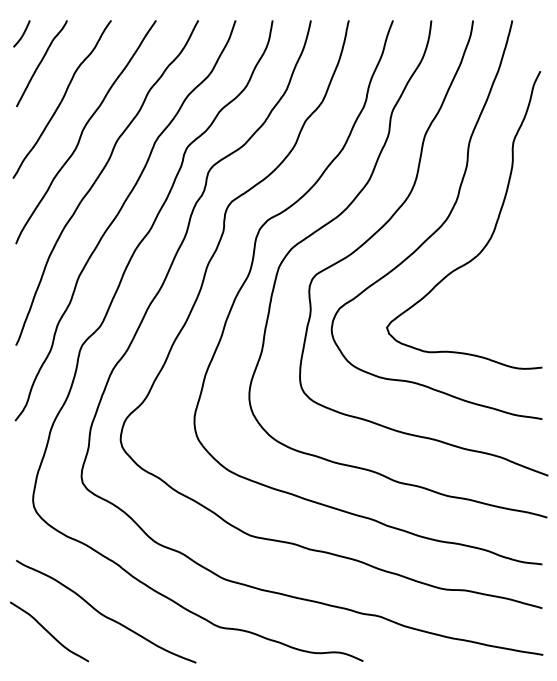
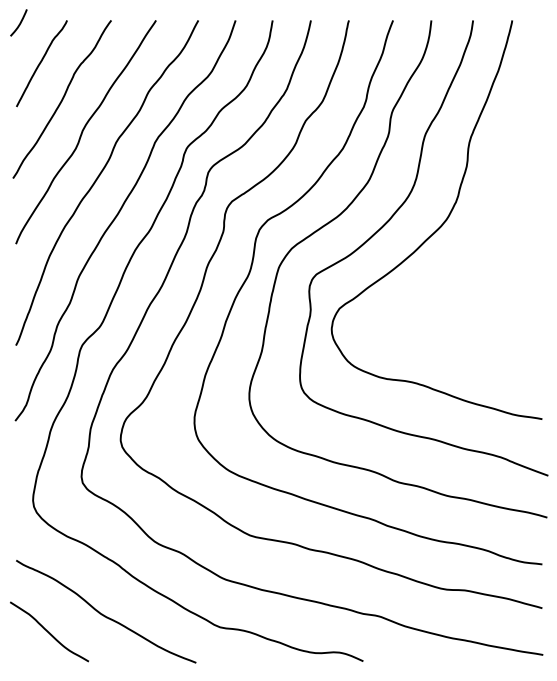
curve position: (22, 33) -> (19, 22) (19, 22)
curve: present -> none (491, 233)
